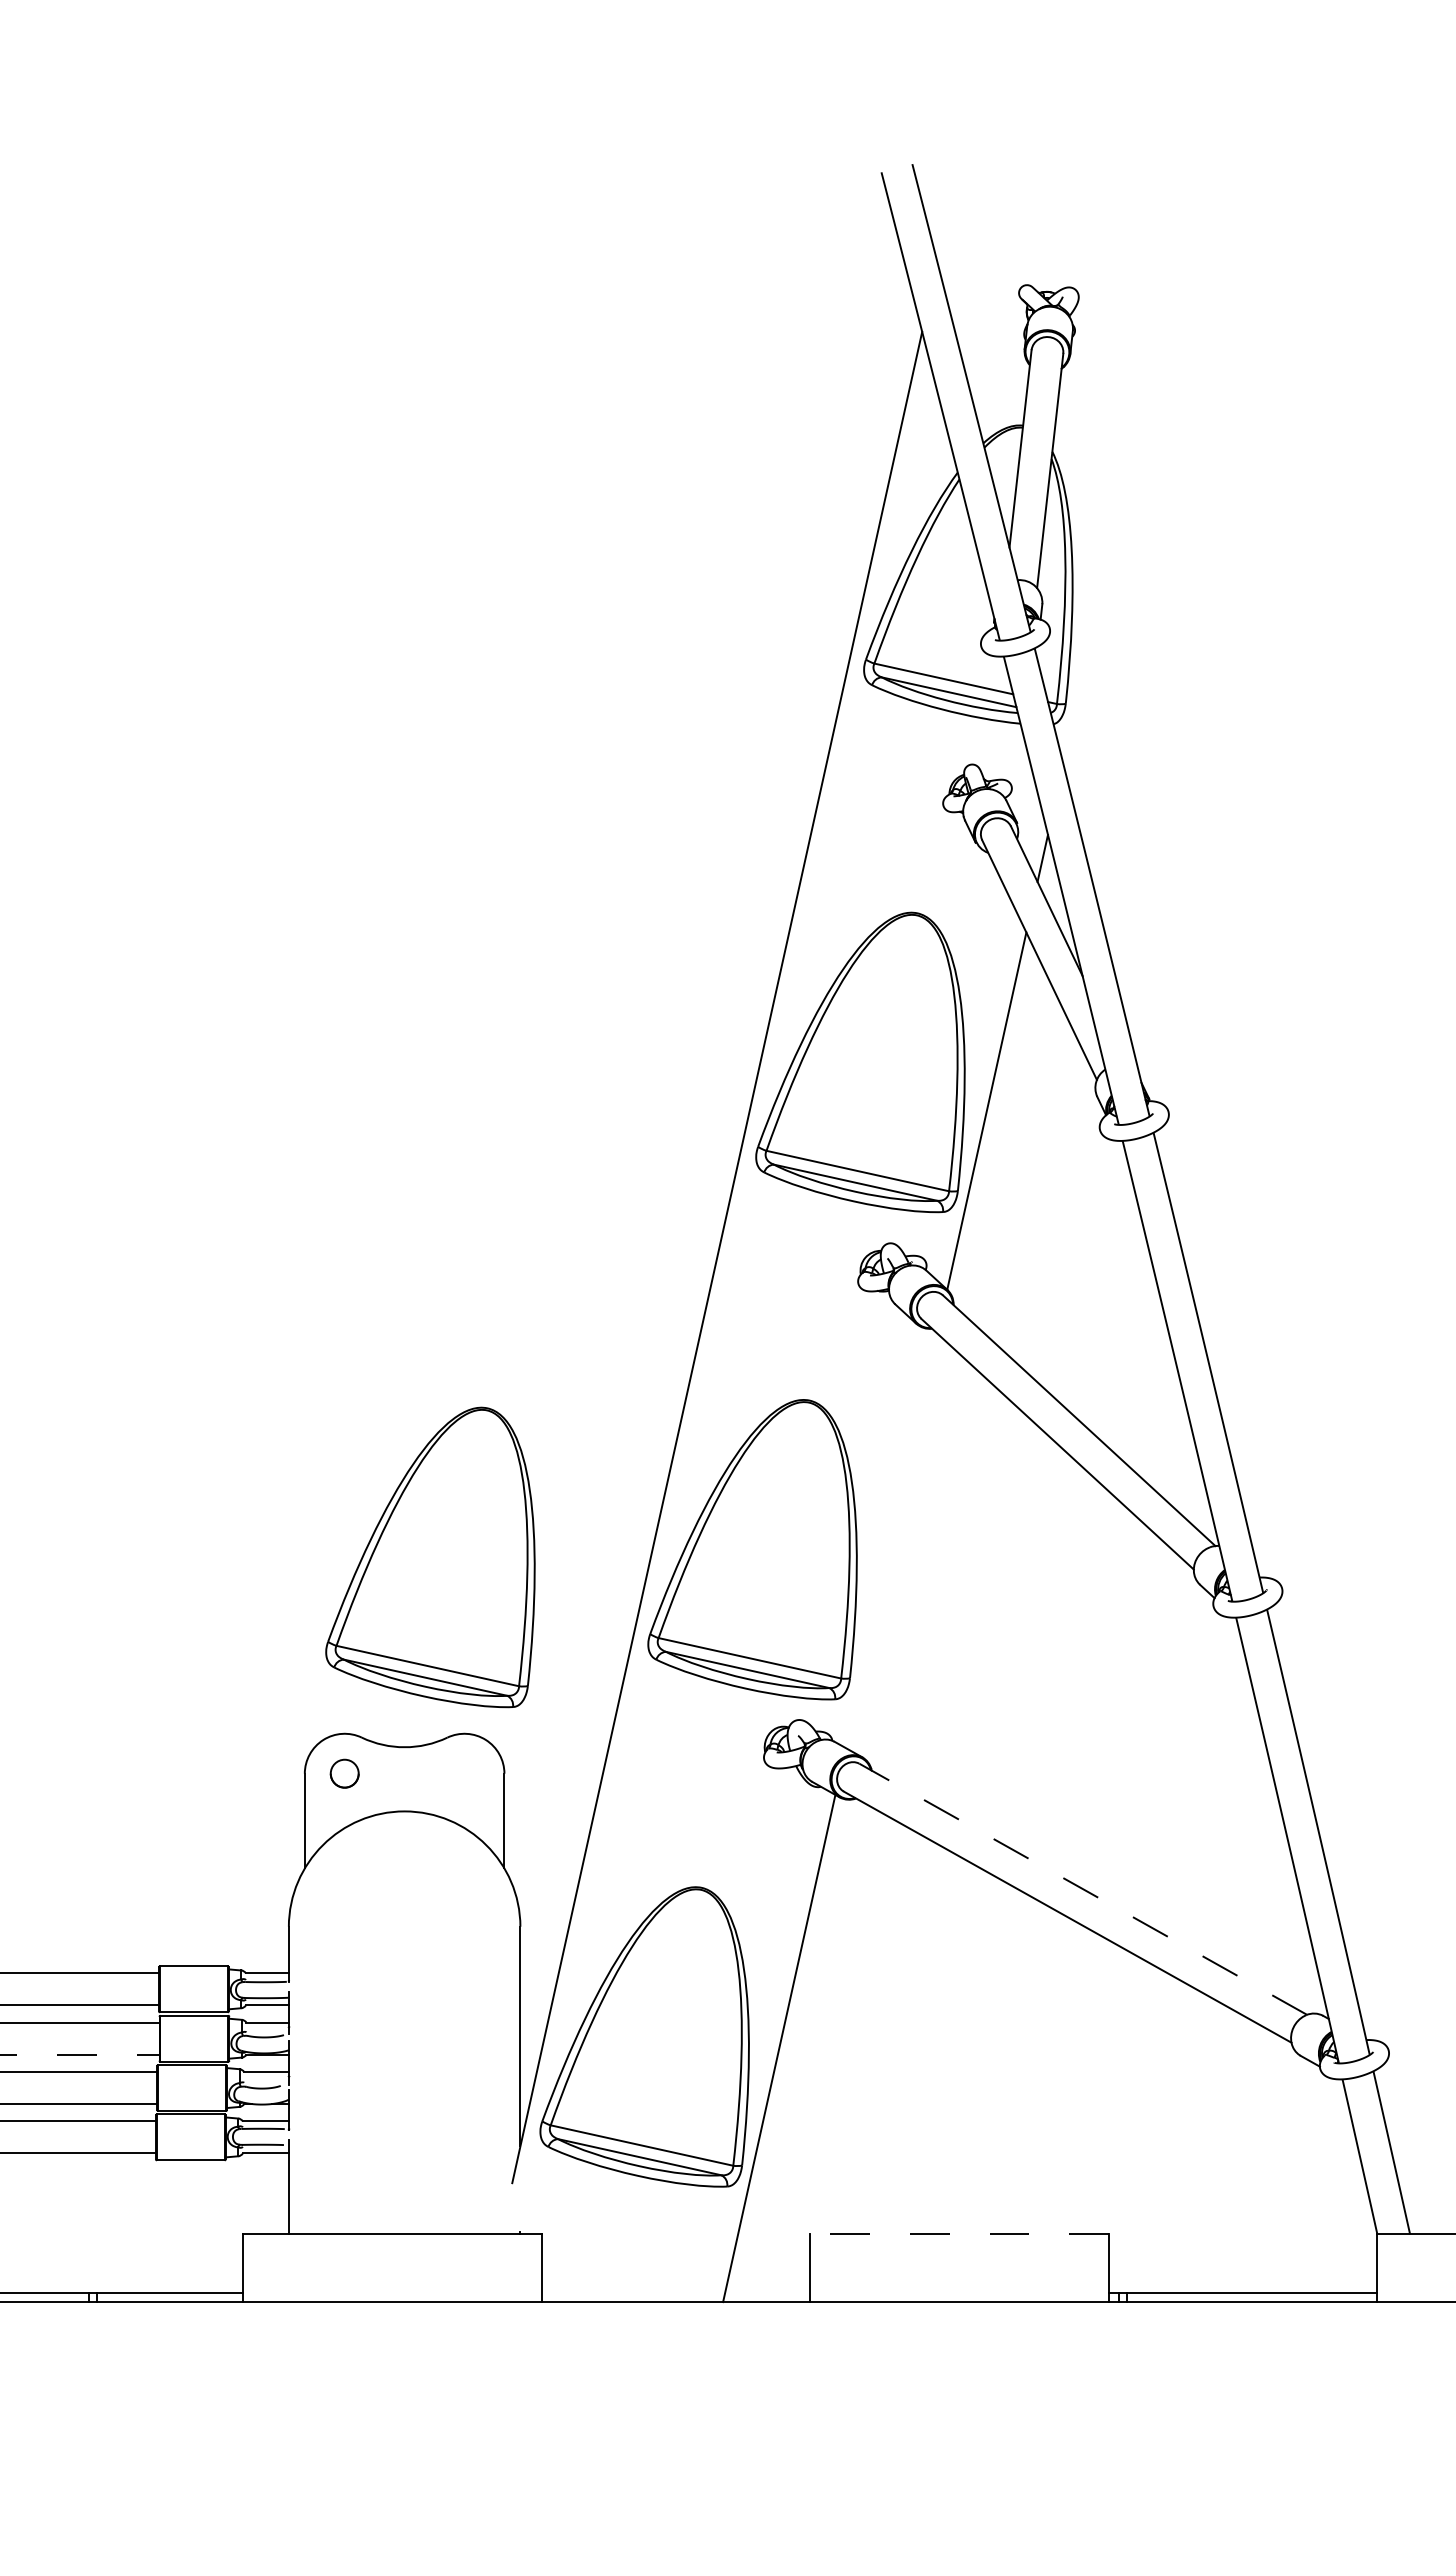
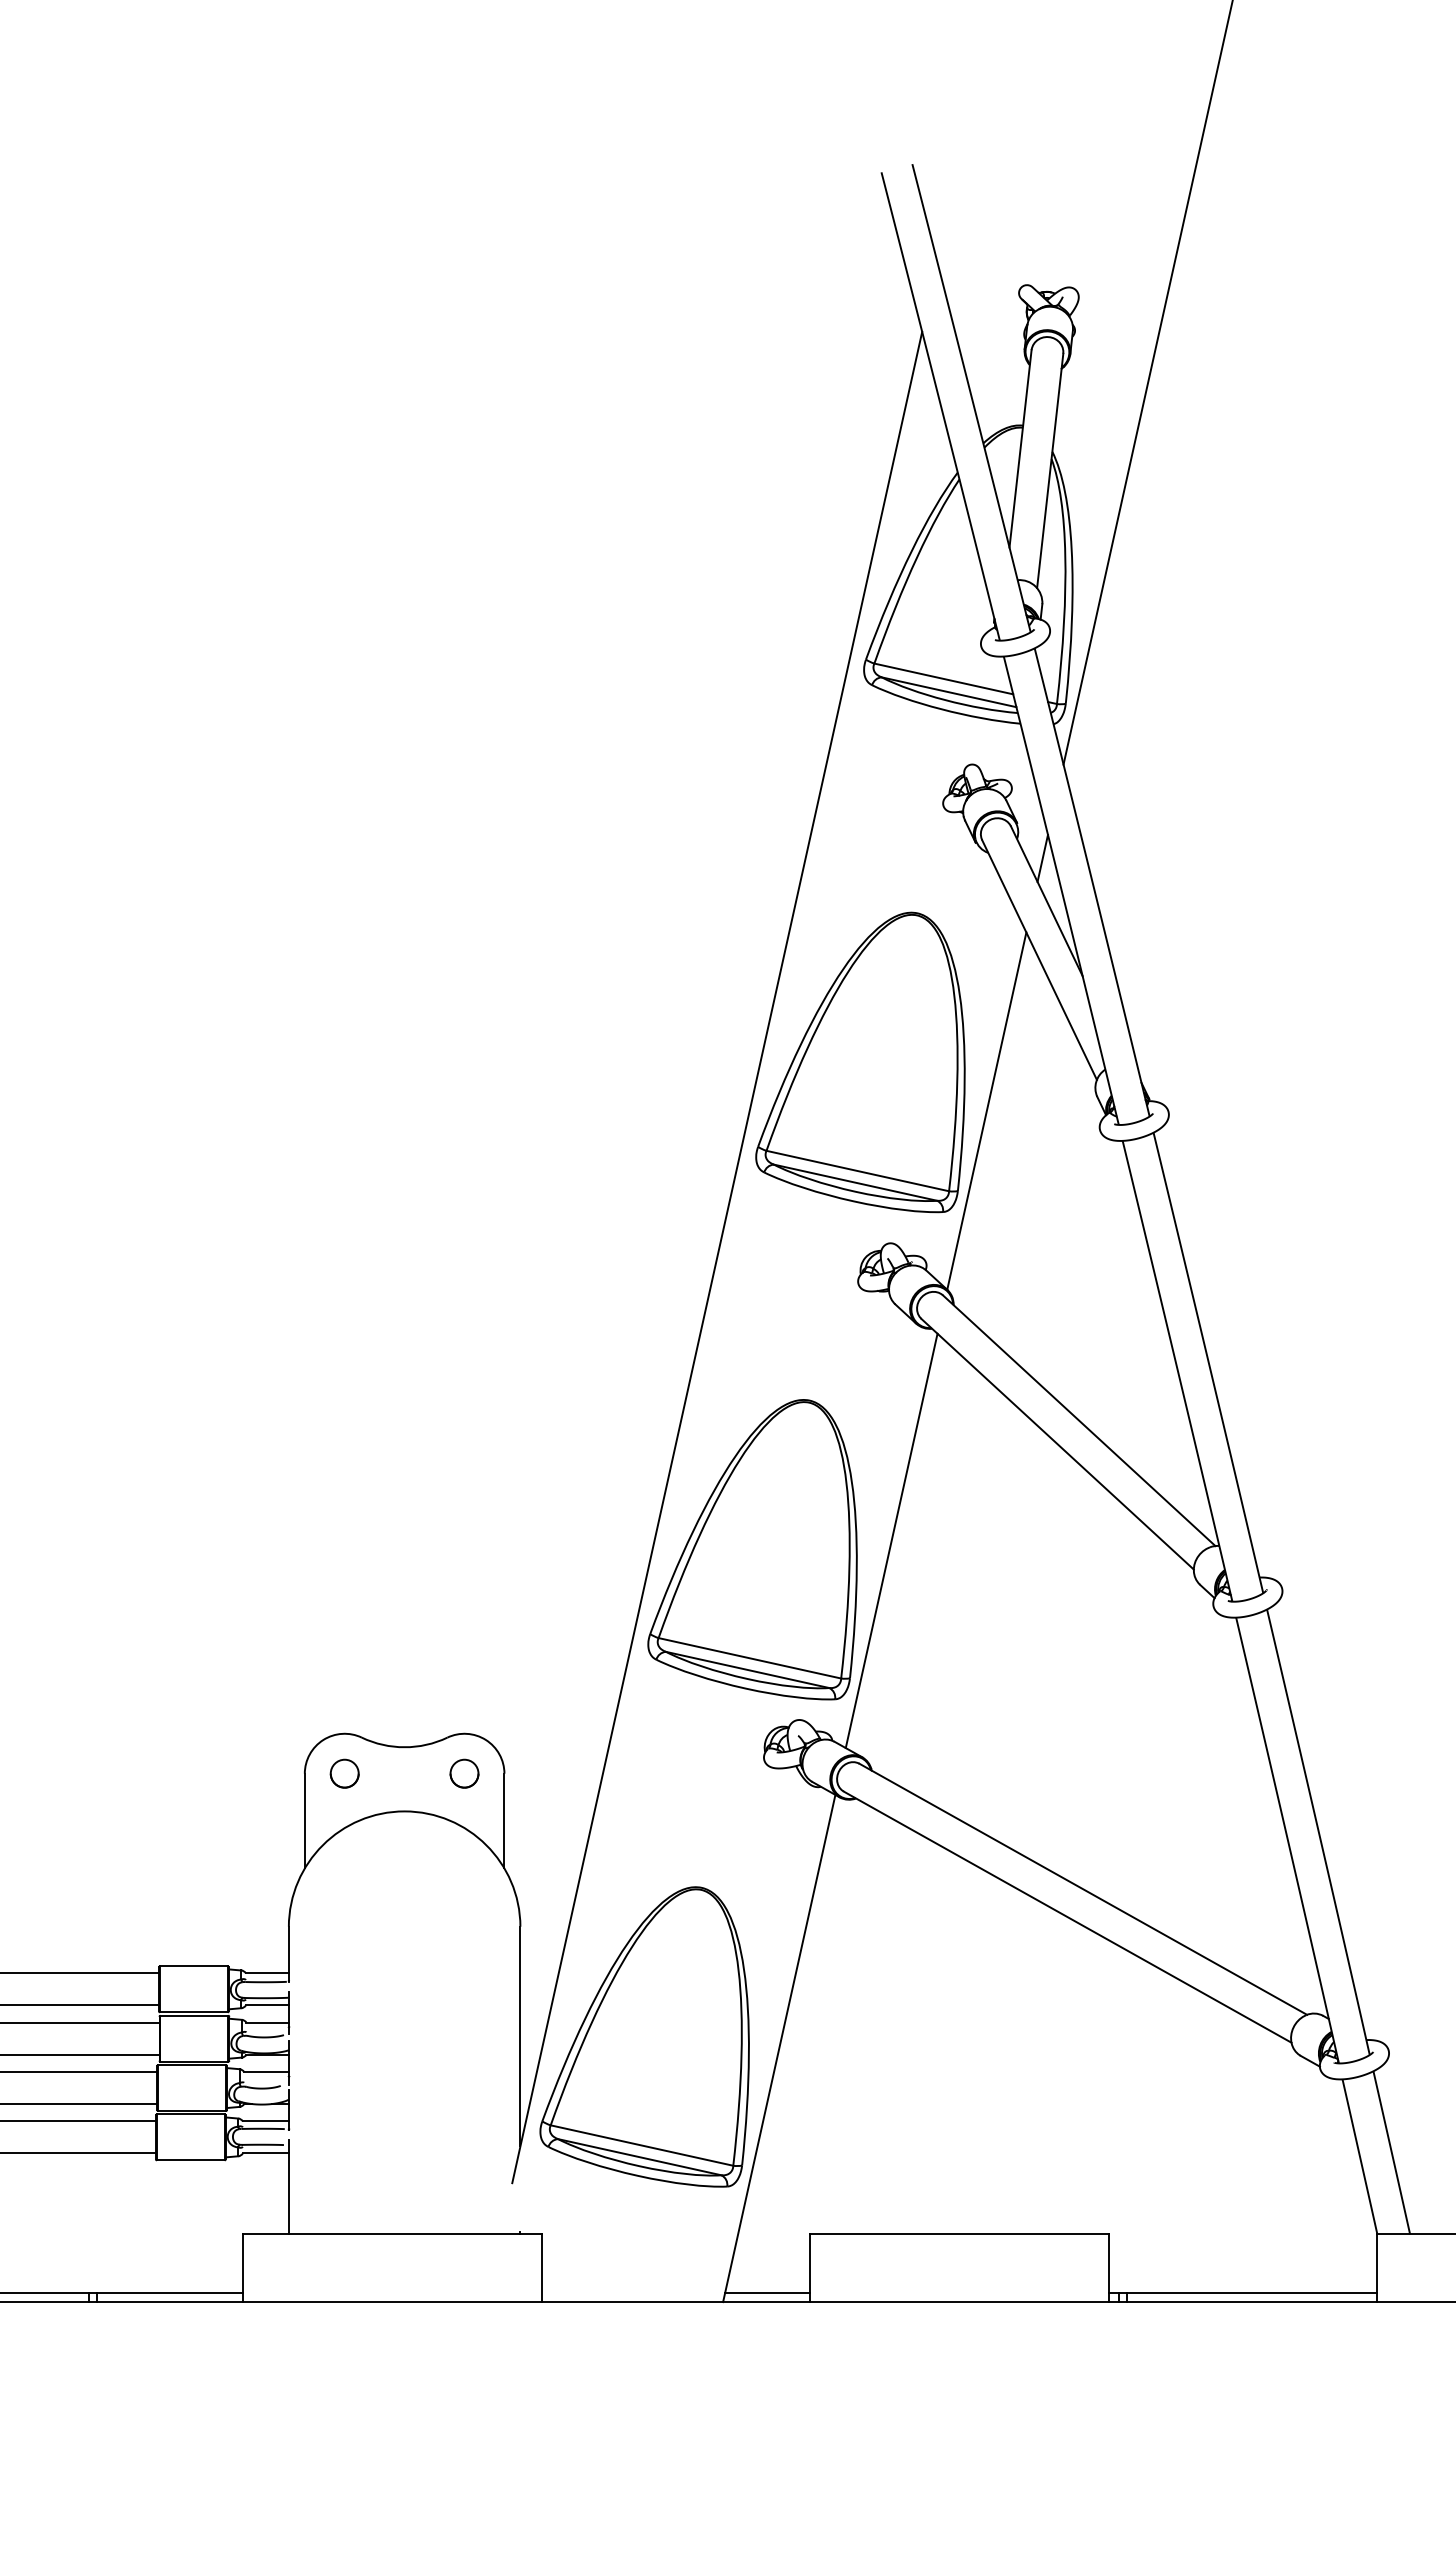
line: none -> present (1147, 383)
line: none -> present (891, 1540)
part: present -> none (430, 1557)
part: none -> present (464, 1773)
line: dashed -> solid (1083, 1889)
line: dashed -> solid (80, 2054)
line: dashed -> solid (959, 2234)
line: none -> present (767, 2293)
